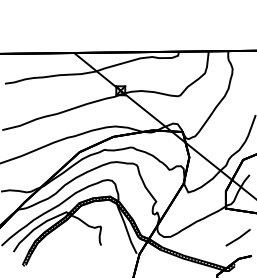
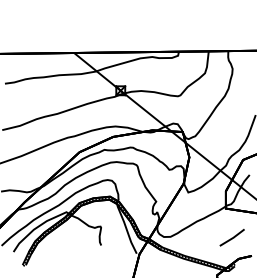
line position: (237, 237) -> (231, 237) (231, 237)
